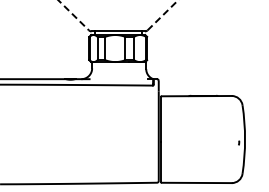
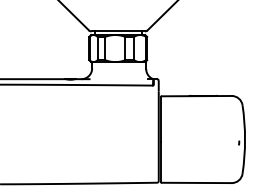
line: dashed -> solid (74, 15)
line: dashed -> solid (163, 15)
